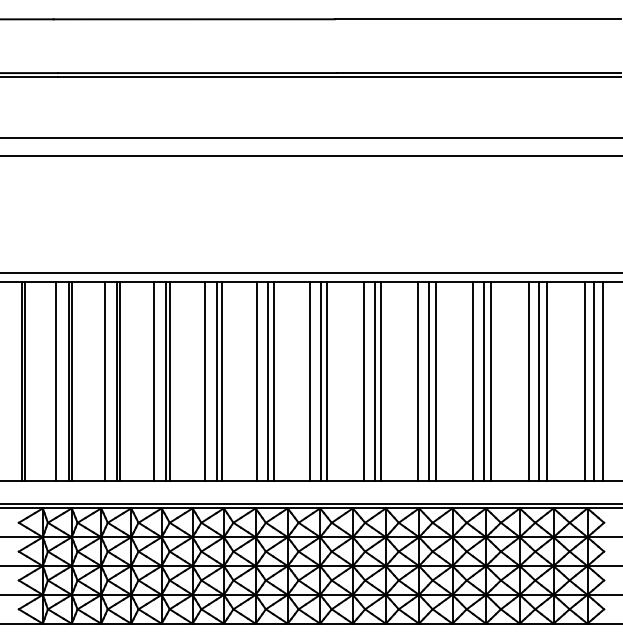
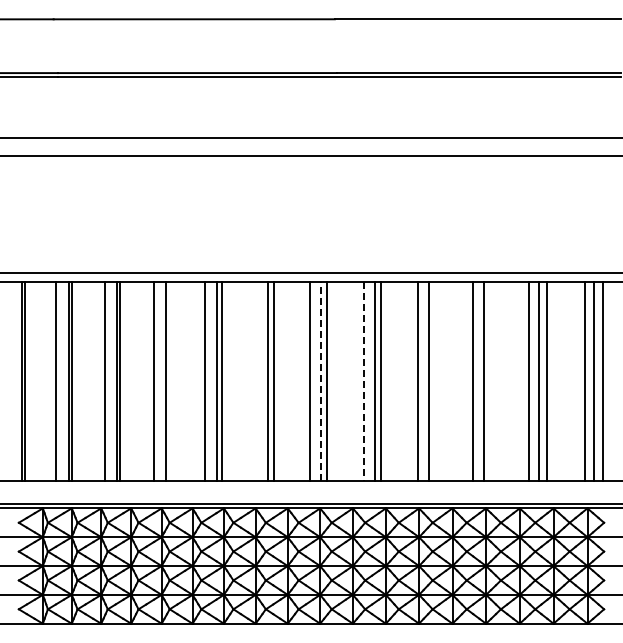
line: solid -> dashed (321, 380)
line: present -> none (170, 381)
line: present -> none (256, 381)
line: solid -> dashed (363, 381)
line: present -> none (435, 381)
line: present -> none (491, 381)
